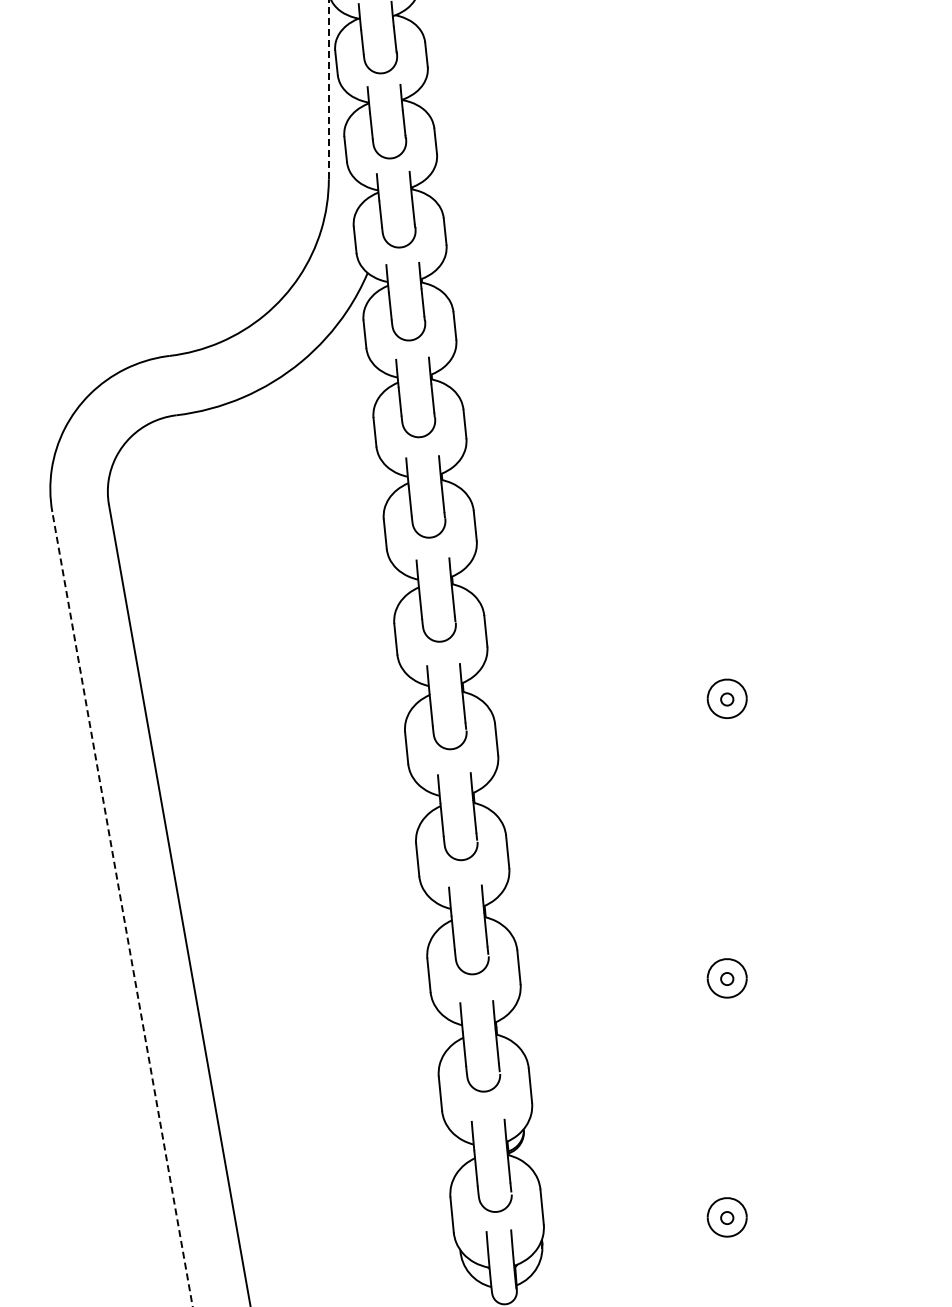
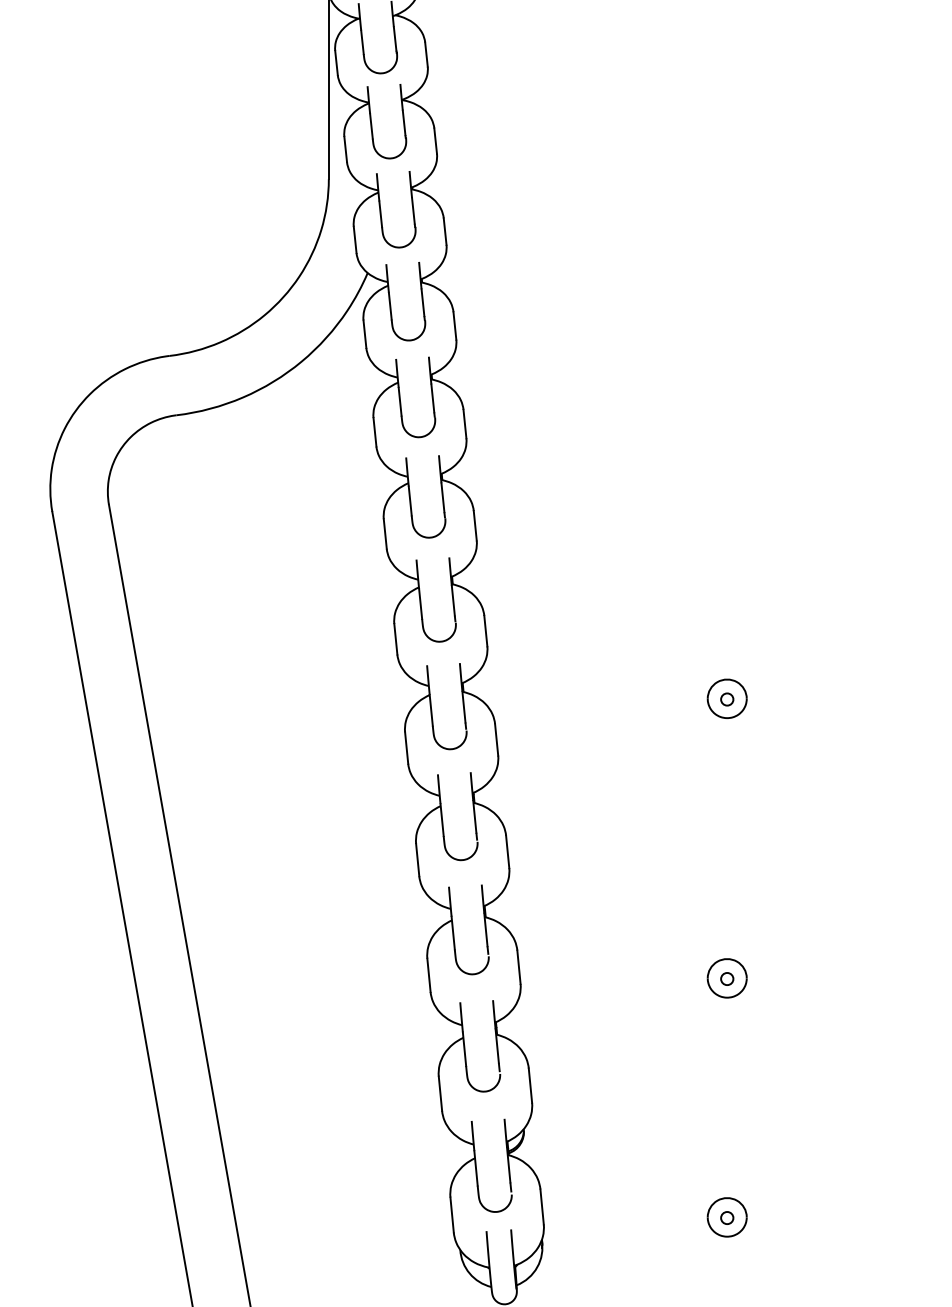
line: dashed -> solid (328, 89)
line: dashed -> solid (122, 908)
